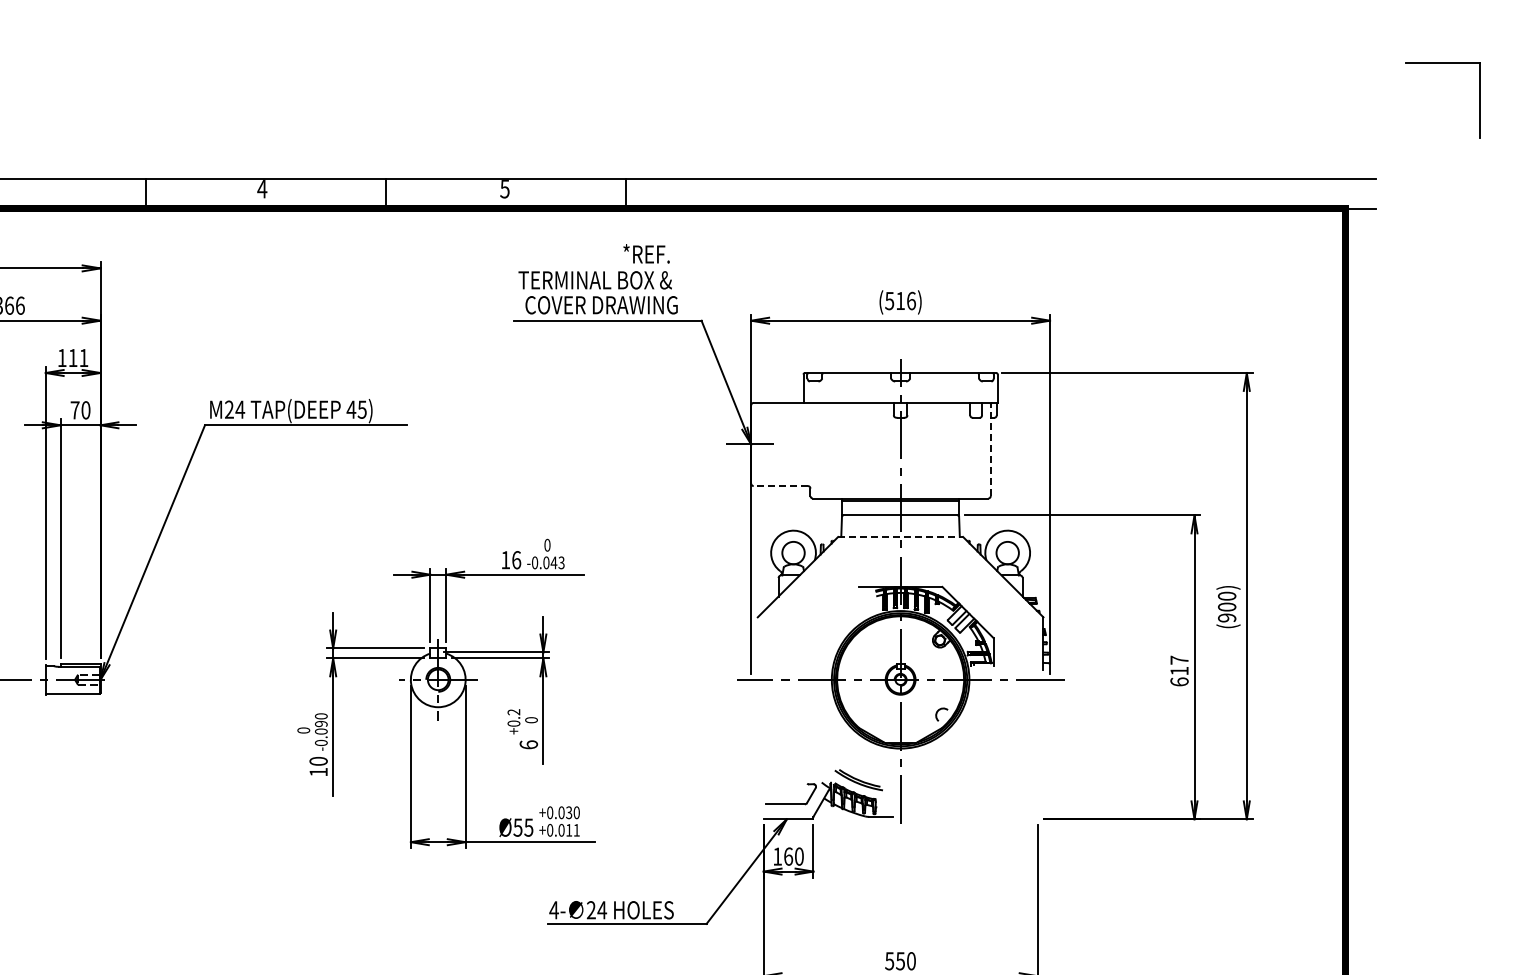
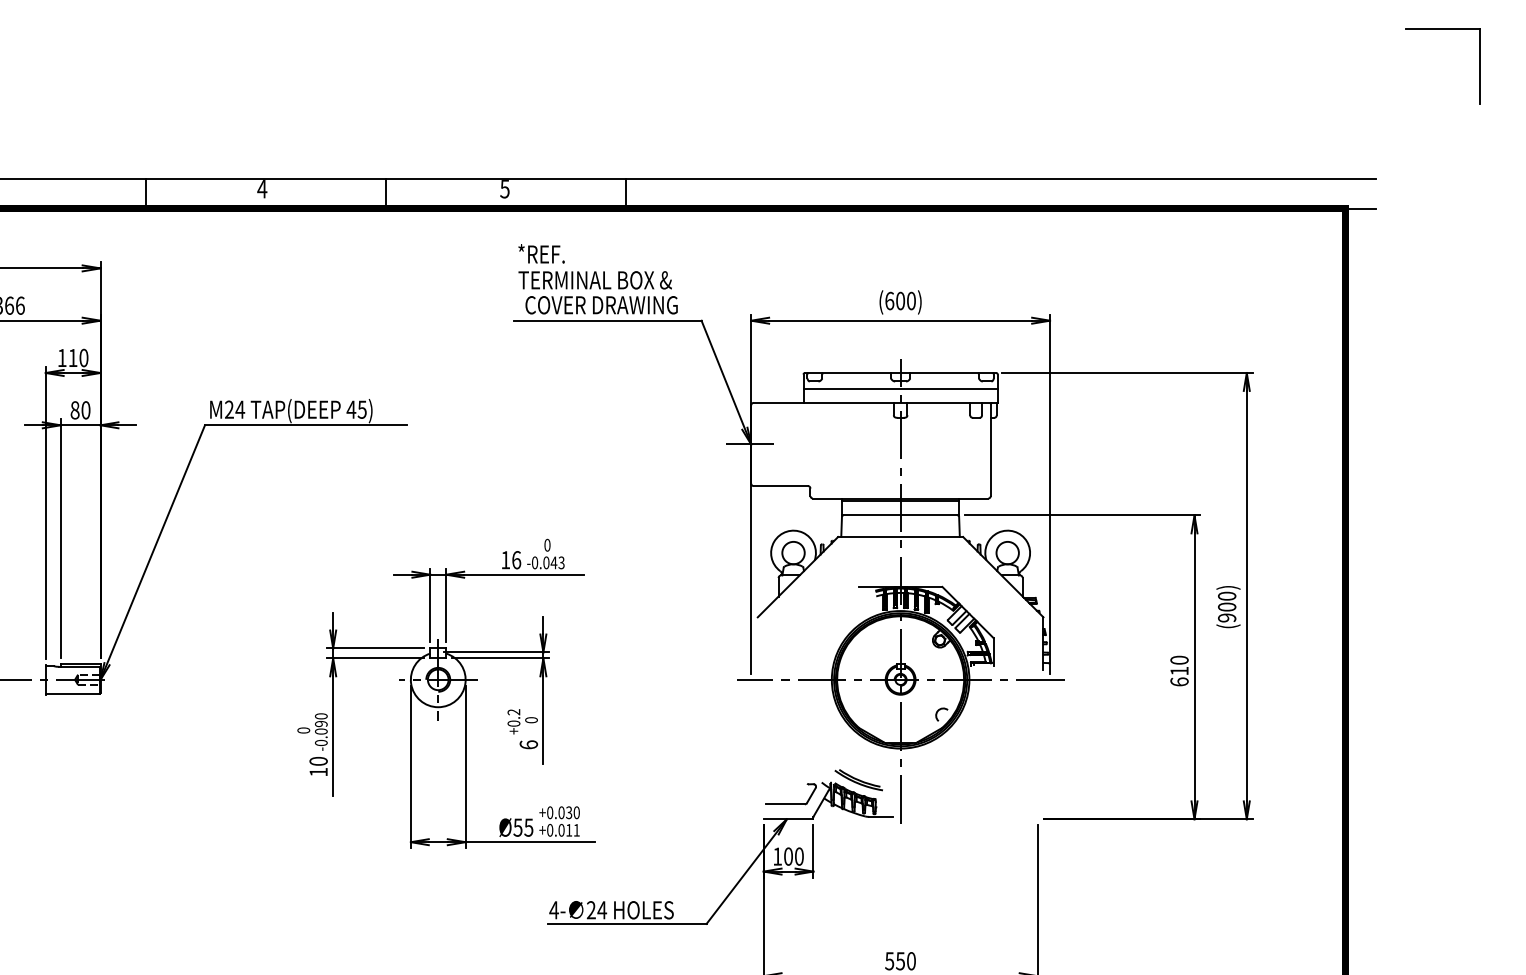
part position: (1442, 63) -> (1442, 29) (1442, 29)
text position: (646, 253) -> (541, 253) (541, 253)
text: (516) -> (600) (900, 300)
text: 111 -> 110 (83, 357)
line: none -> present (900, 389)
text: 70 -> 80 (74, 410)
line: dashed -> solid (990, 450)
line: dashed -> solid (780, 486)
line: dashed -> solid (901, 536)
text: 617 -> 610 (1179, 659)
text: 160 -> 100 (788, 856)
